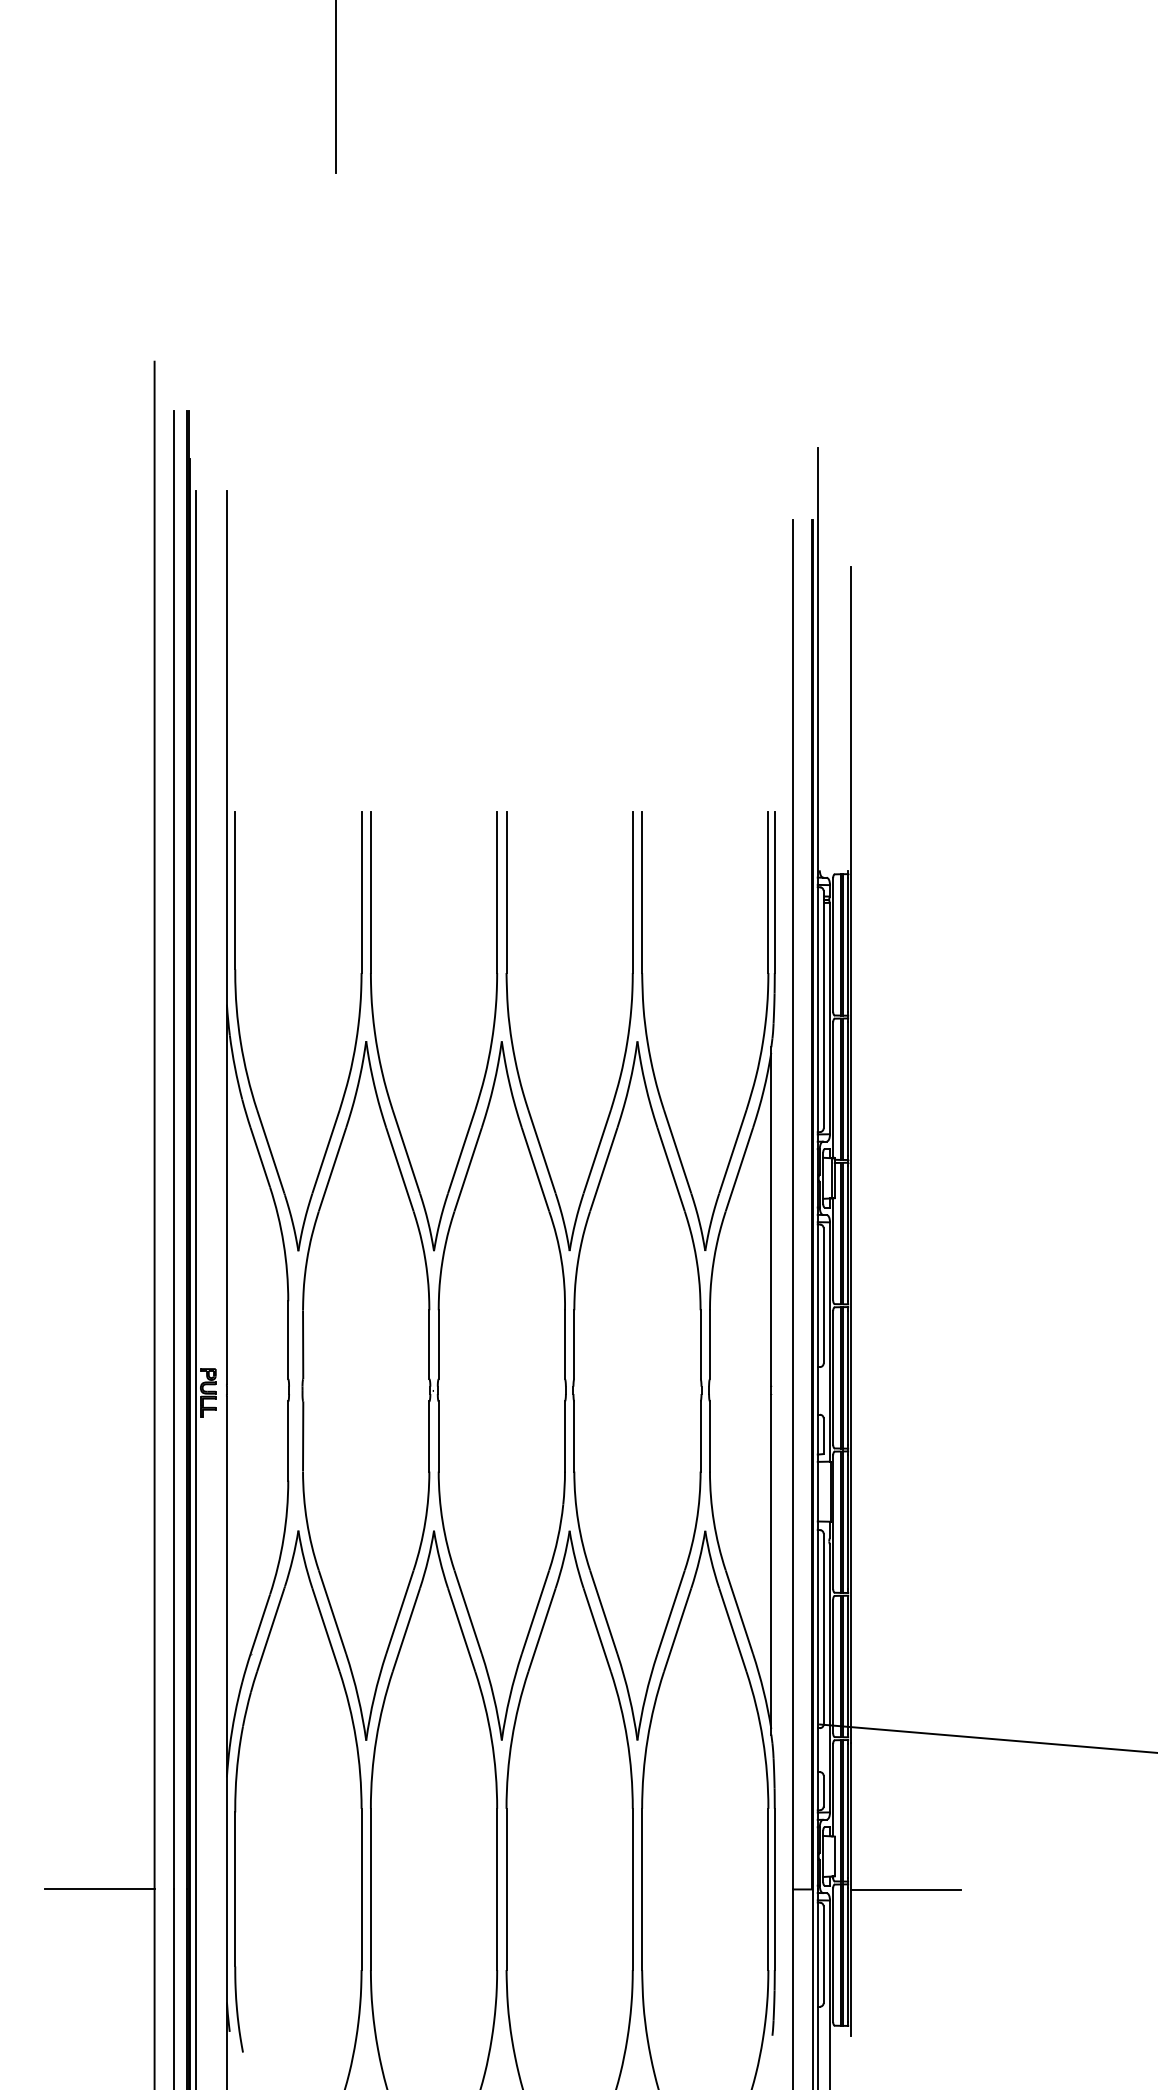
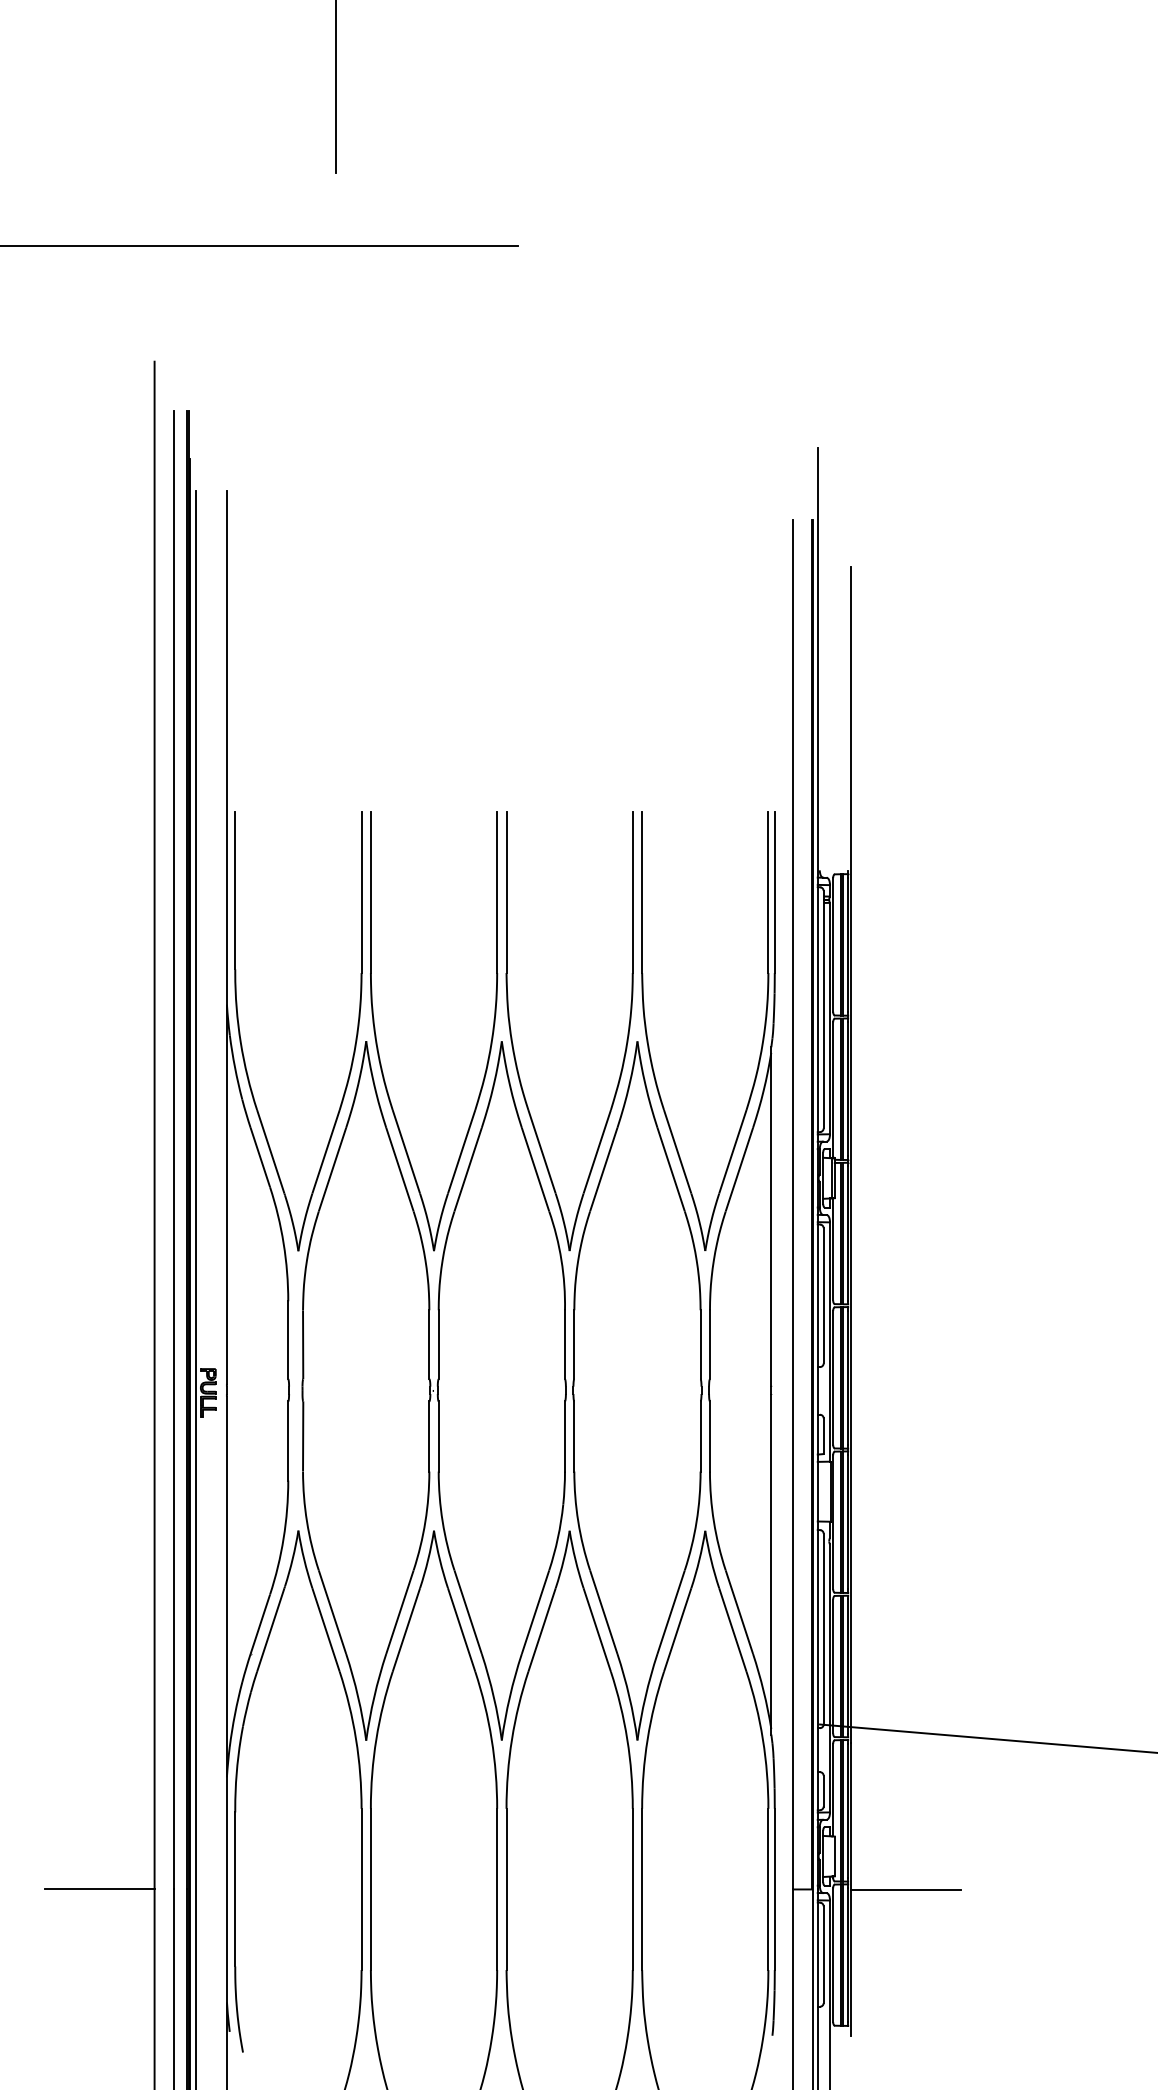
line: none -> present (260, 246)
